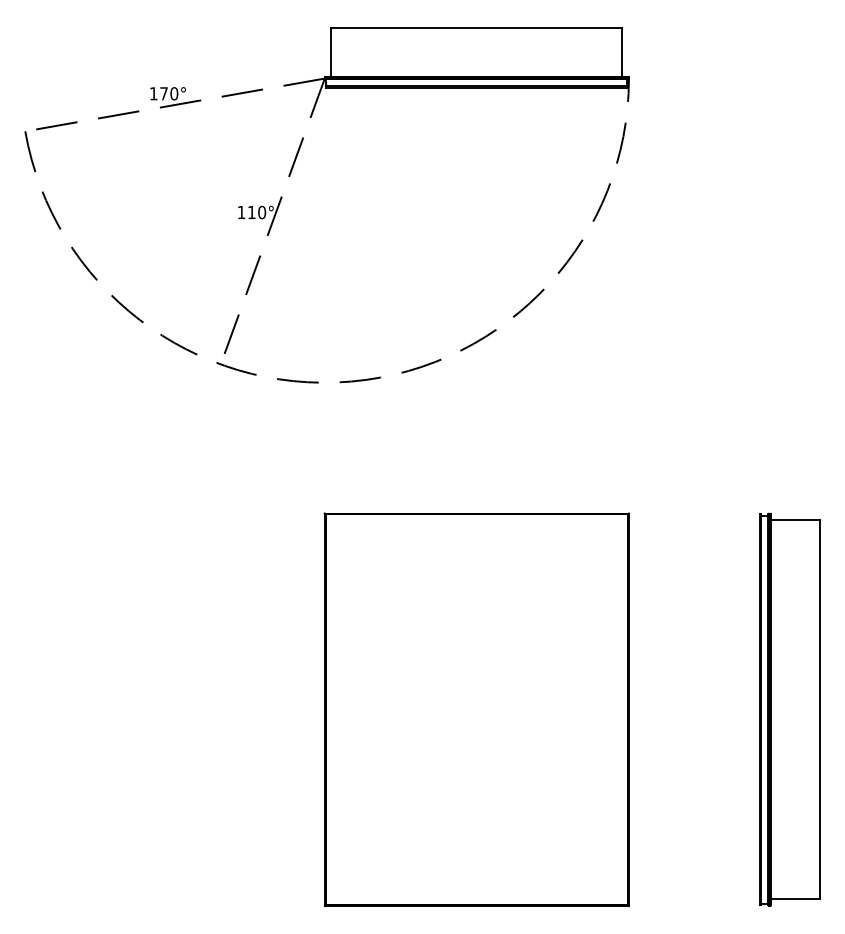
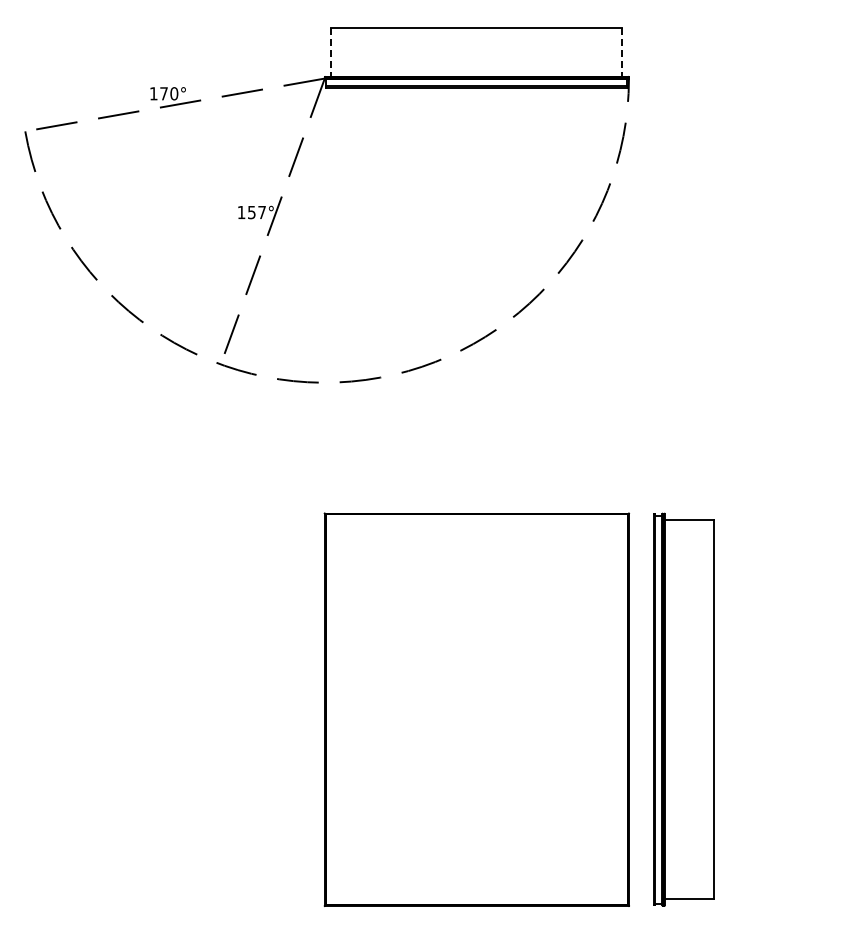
line: solid -> dashed (331, 52)
line: solid -> dashed (622, 52)
text: 110° -> 157° (257, 212)
part position: (789, 709) -> (683, 709) (683, 709)
